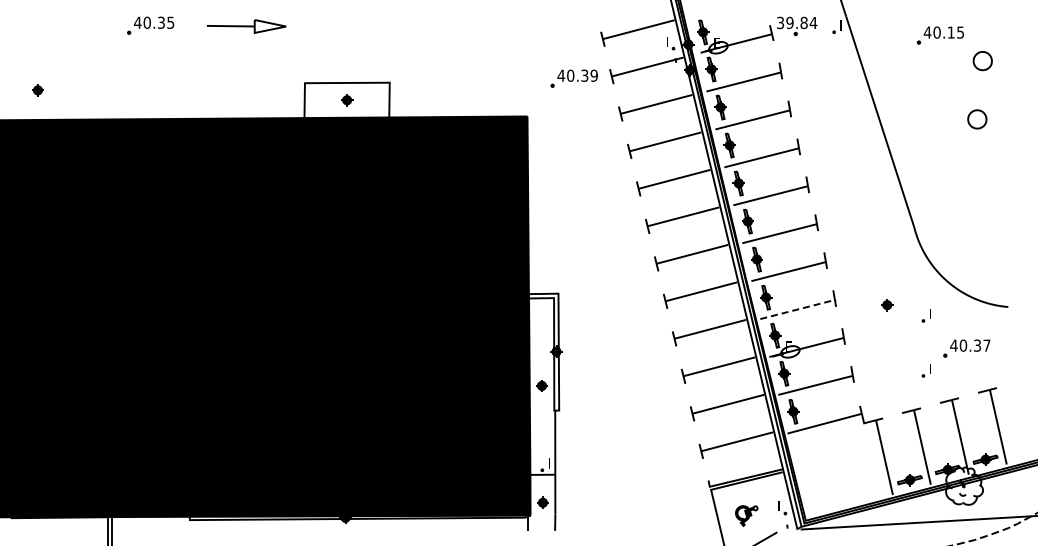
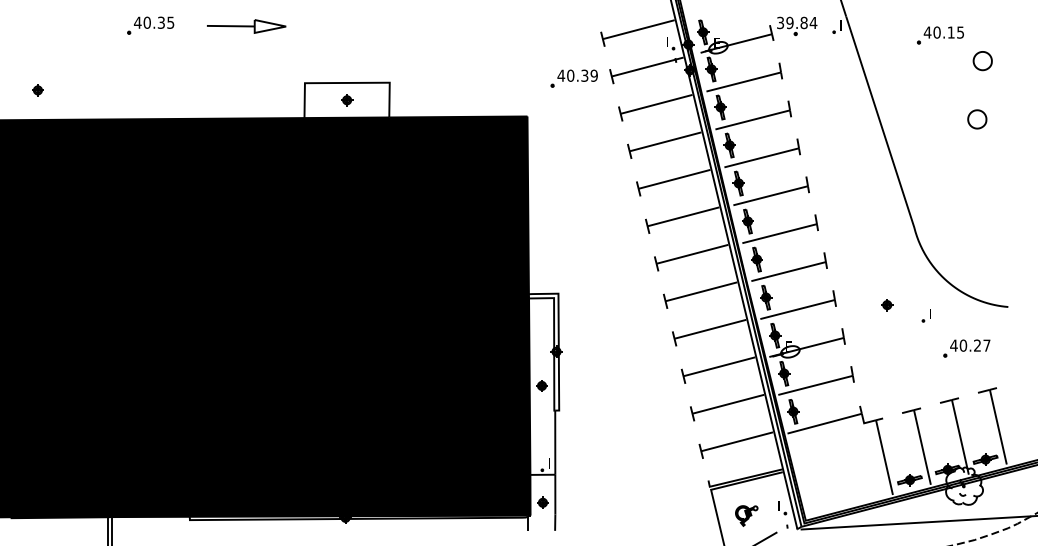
line: dashed -> solid (797, 309)
text: 40.37 -> 40.27 (977, 345)
part: present -> none (925, 370)
